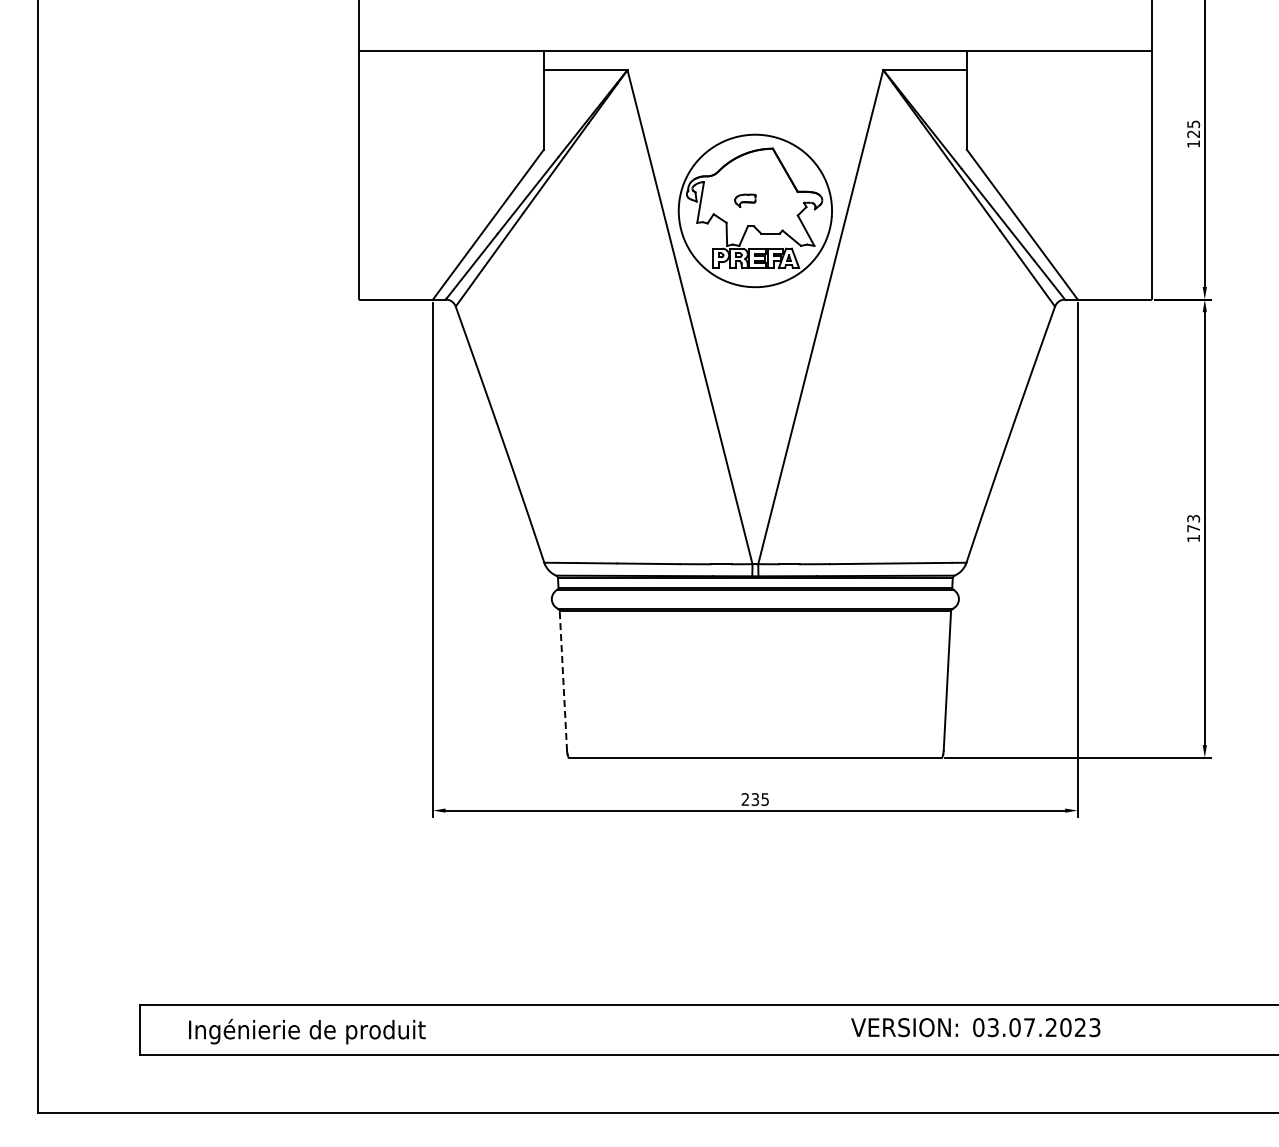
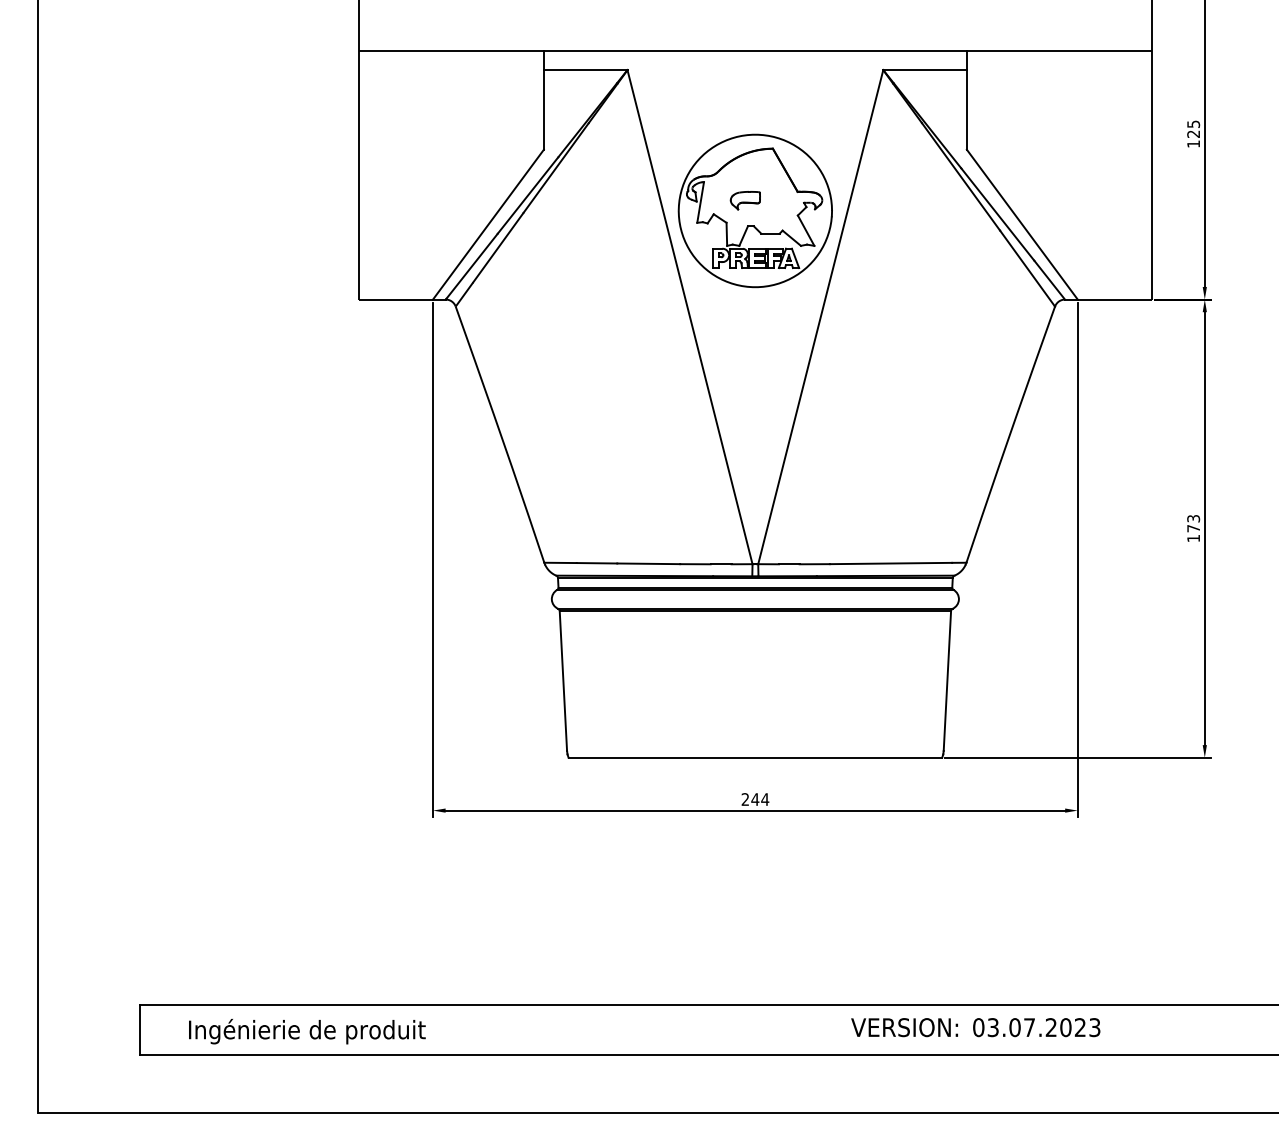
part size: 23x15 px -> 32x20 px (744, 200)
line: dashed -> solid (563, 680)
text: 235 -> 244 (760, 799)
